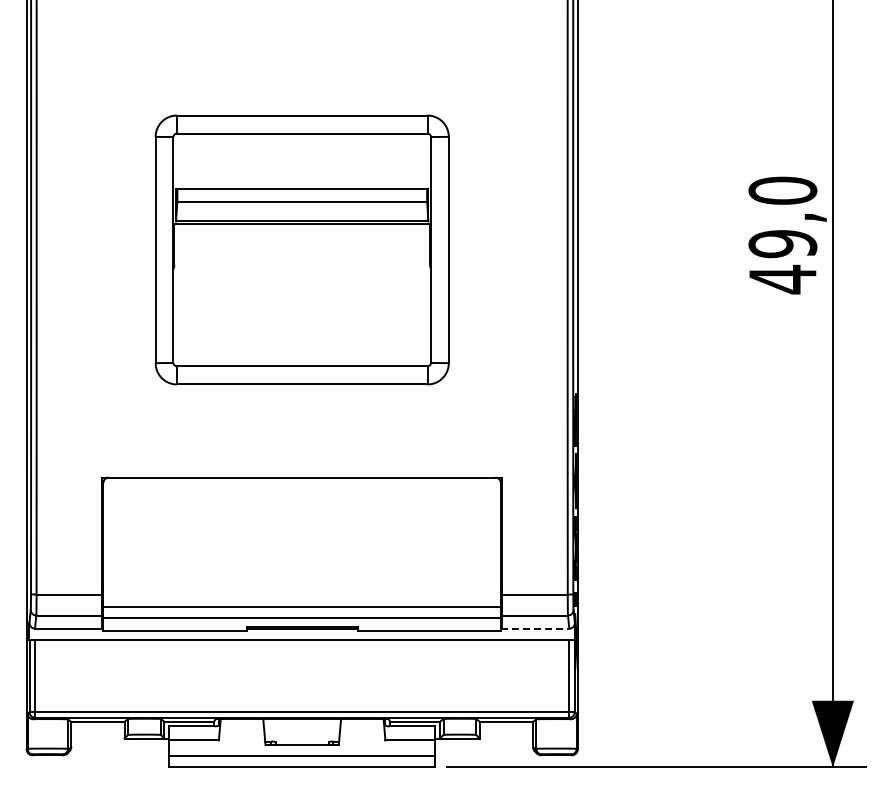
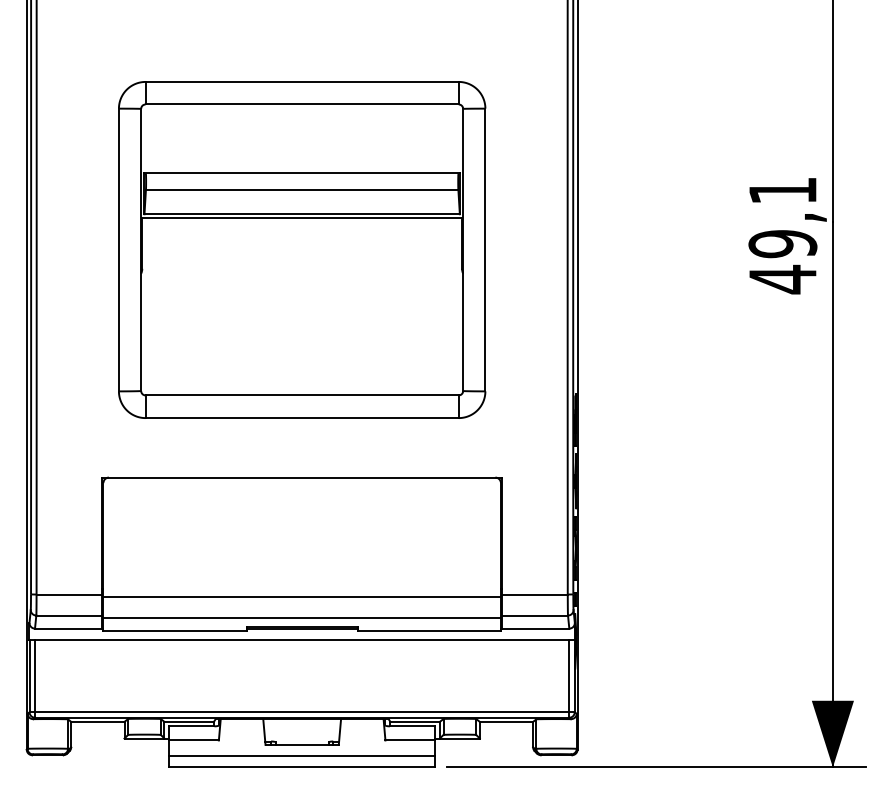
text: 49,0 -> 49,1 (782, 190)
part size: 296x272 px -> 369x338 px (302, 249)
line position: (301, 607) -> (301, 597) (301, 597)
line: dashed -> solid (535, 628)
